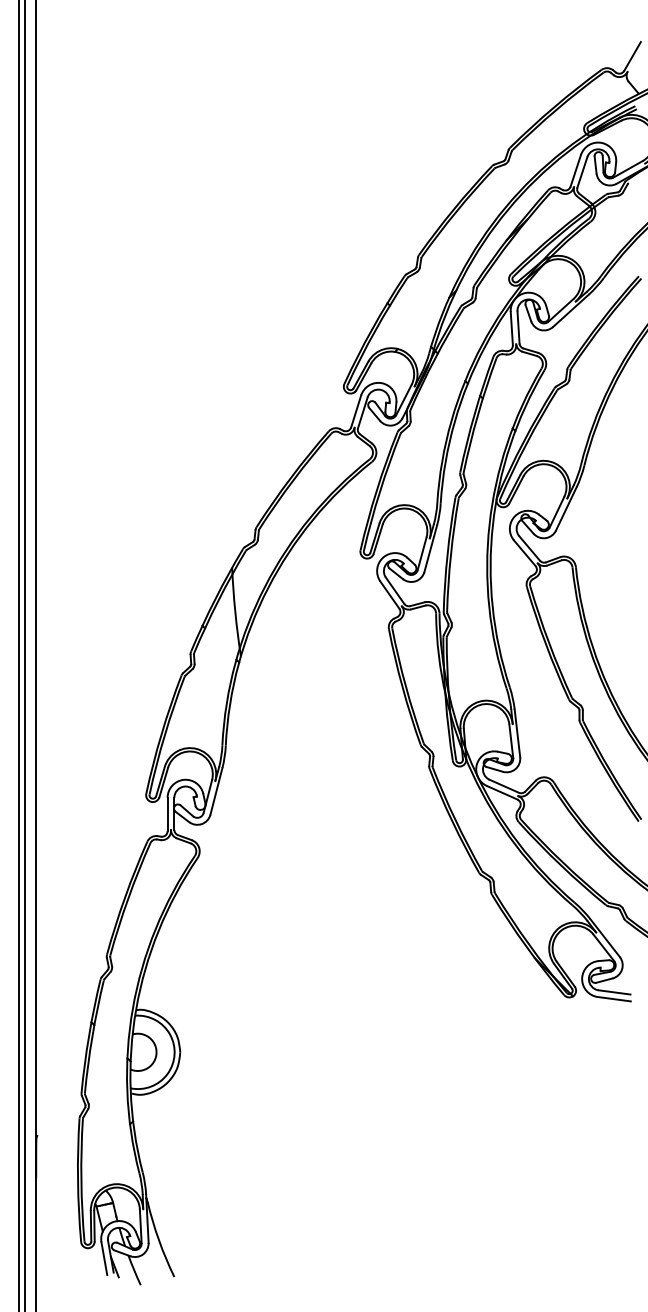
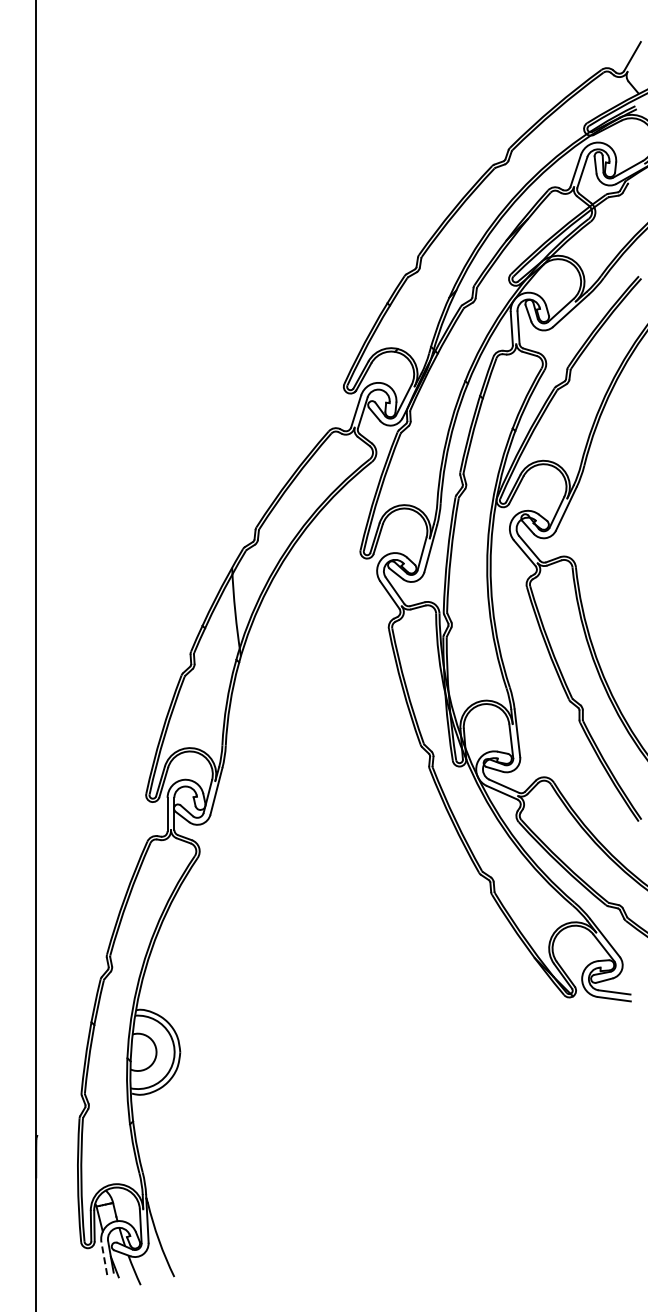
line: present -> none (19, 655)
line: present -> none (24, 655)
line: solid -> dashed (104, 1258)
